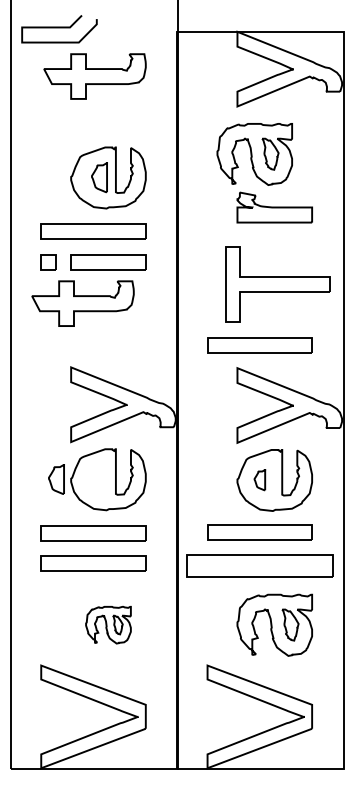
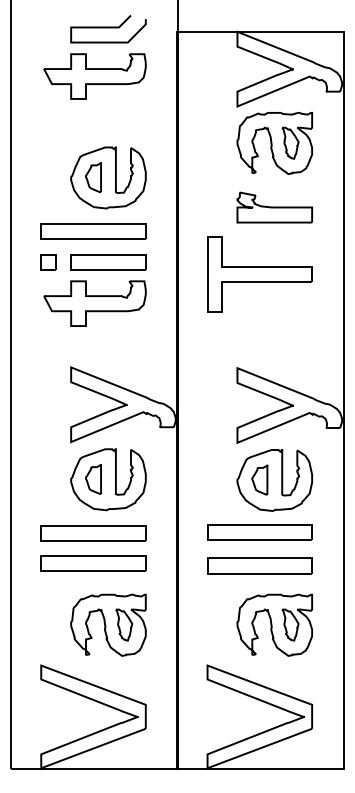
curve position: (59, 28) -> (108, 28) (108, 28)
part position: (254, 154) -> (274, 143) (274, 143)
part position: (99, 177) -> (93, 177) (93, 177)
part position: (277, 284) -> (259, 274) (259, 274)
part position: (82, 303) -> (94, 303) (94, 303)
part: present -> none (259, 345)
part position: (56, 479) -> (93, 479) (93, 479)
part size: 14x23 px -> 18x32 px (259, 479)
part size: 148x24 px -> 106x18 px (259, 565)
part size: 47x39 px -> 77x64 px (108, 624)
